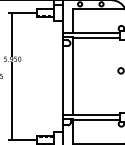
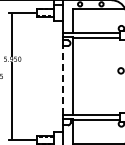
line: solid -> dashed (63, 80)
